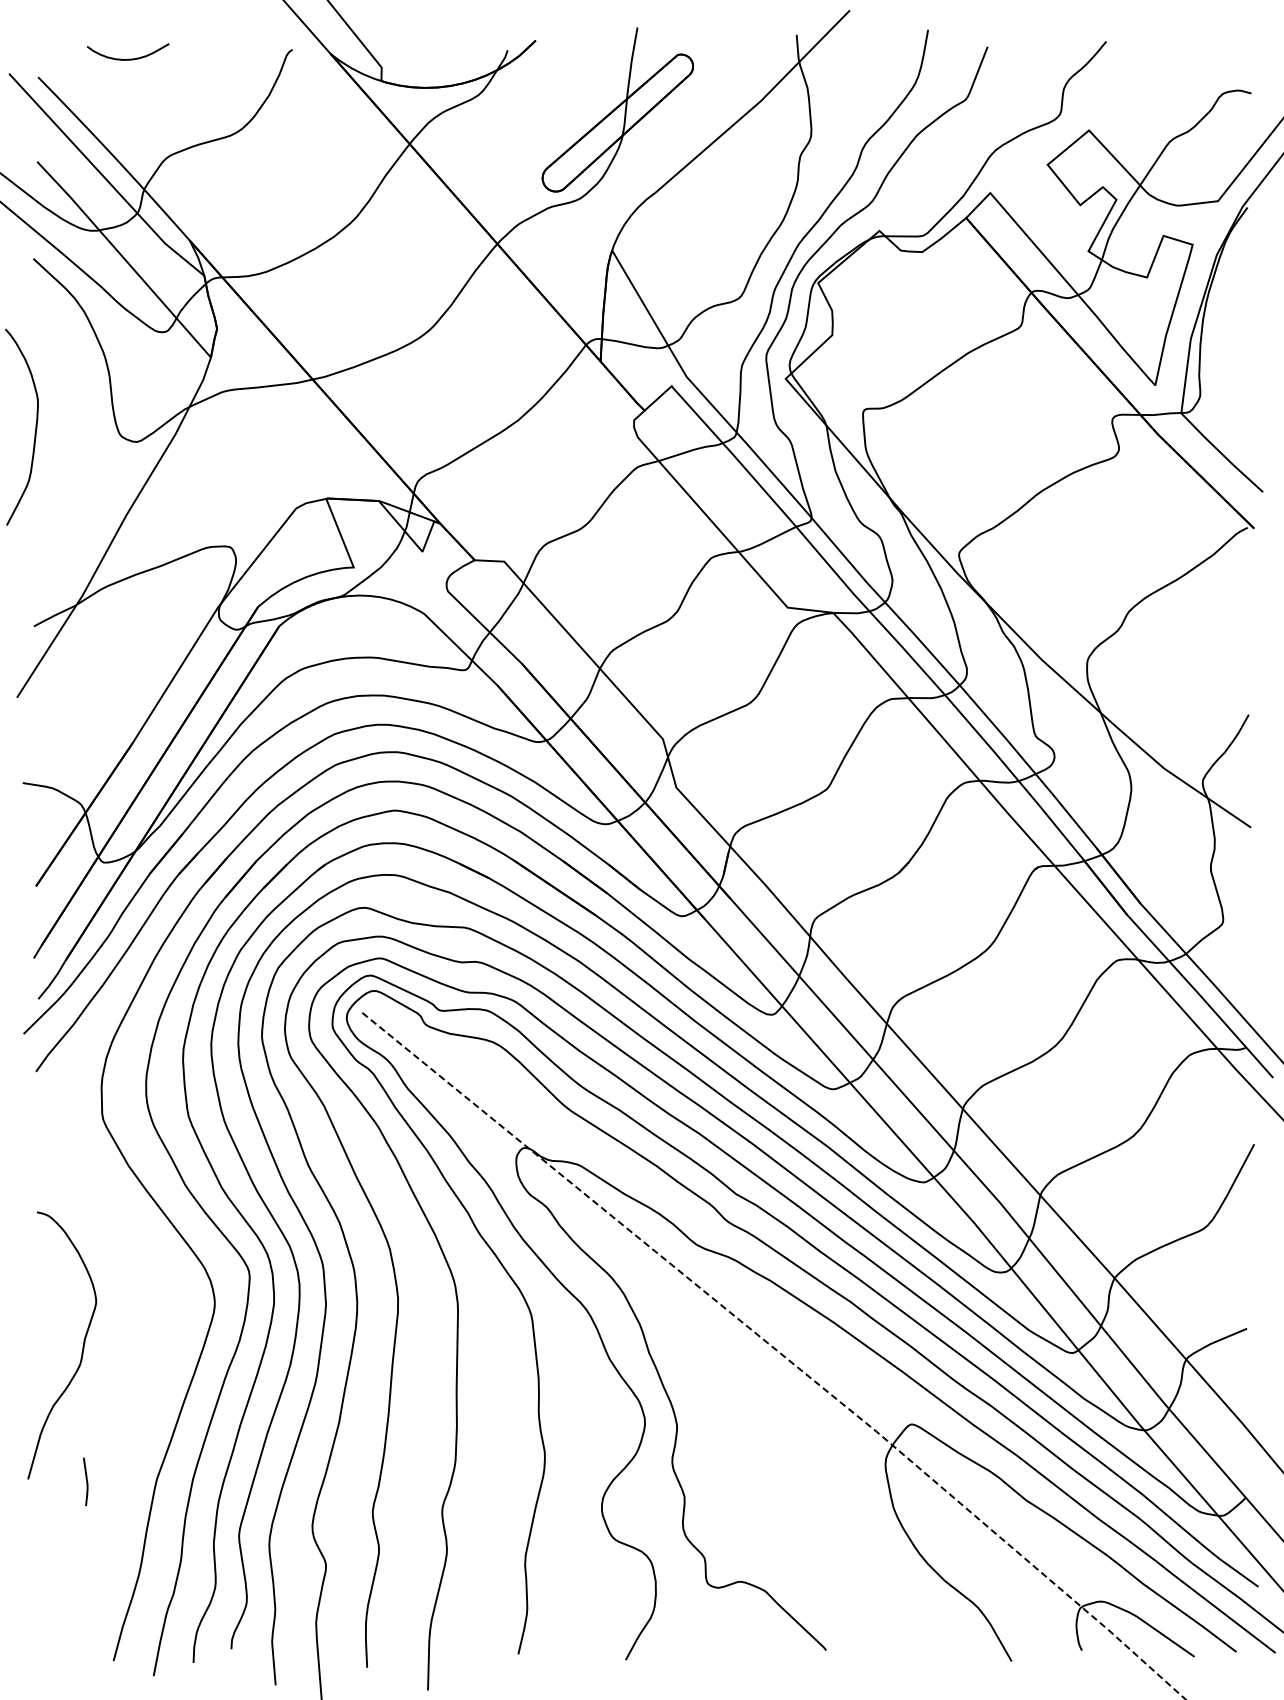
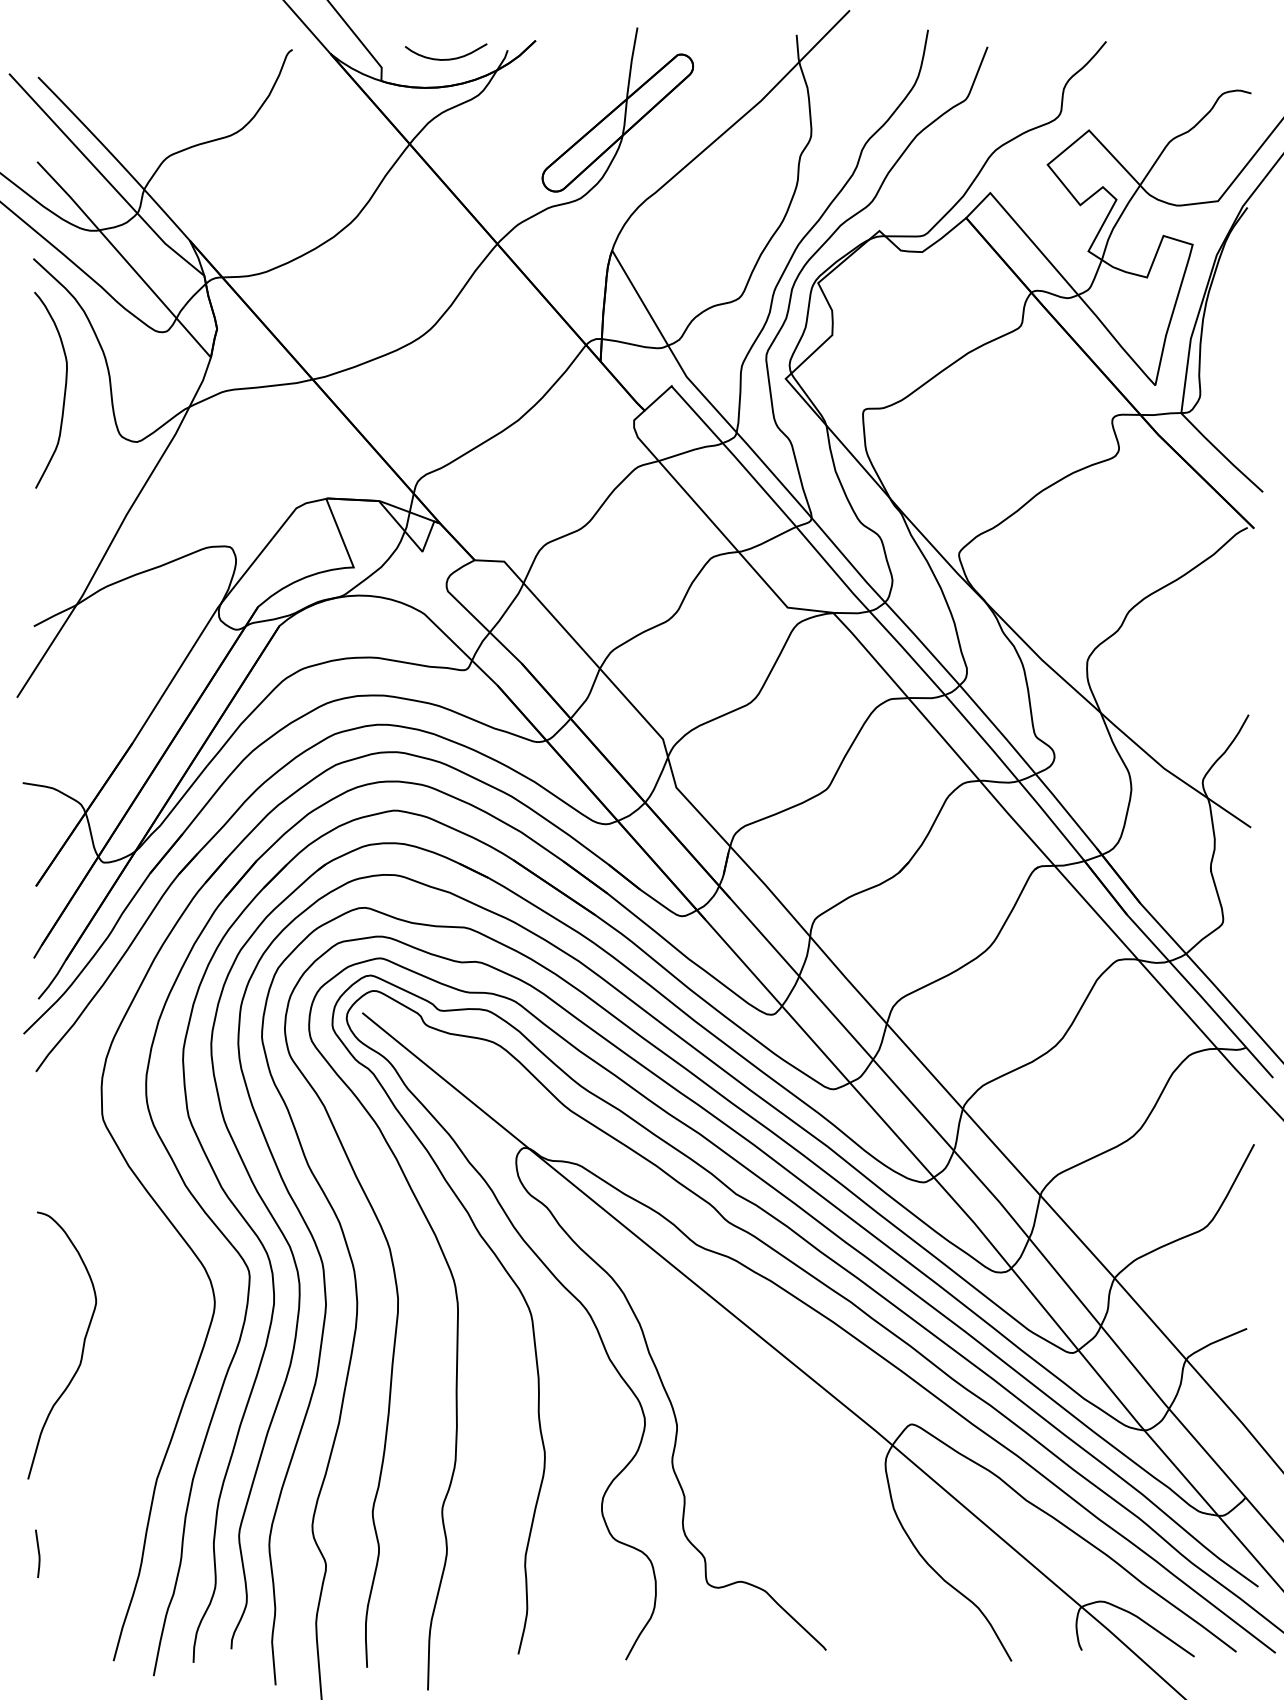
curve position: (127, 58) -> (445, 58) (445, 58)
curve position: (35, 426) -> (64, 389) (64, 389)
line: dashed -> solid (778, 1352)
line position: (86, 1481) -> (38, 1553) (38, 1553)
